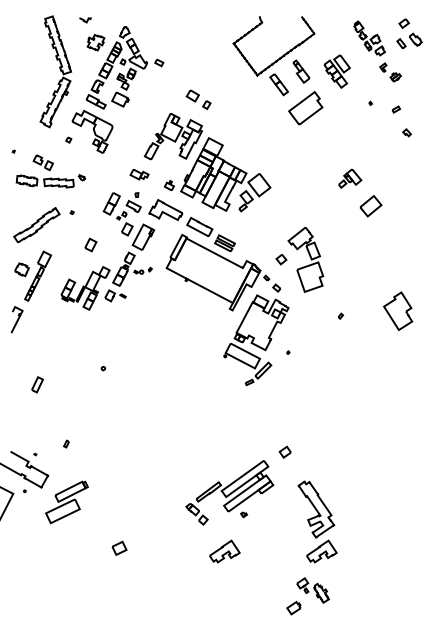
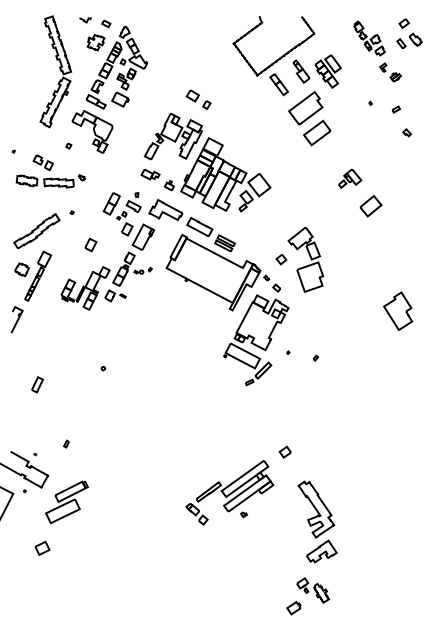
part position: (159, 62) -> (106, 23) (106, 23)
part position: (336, 71) -> (327, 71) (327, 71)
part: none -> present (317, 132)
part position: (68, 139) -> (68, 145) (68, 145)
part position: (139, 174) -> (150, 174) (150, 174)
part position: (36, 225) -> (36, 231) (36, 231)
part position: (341, 315) -> (316, 357) (316, 357)
part position: (119, 547) -> (42, 547) (42, 547)
part: present -> none (224, 551)
